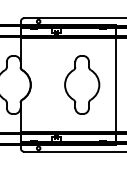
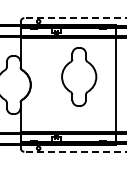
line: solid -> dashed (75, 18)
part position: (82, 84) -> (79, 76) (79, 76)
line: solid -> dashed (75, 151)
